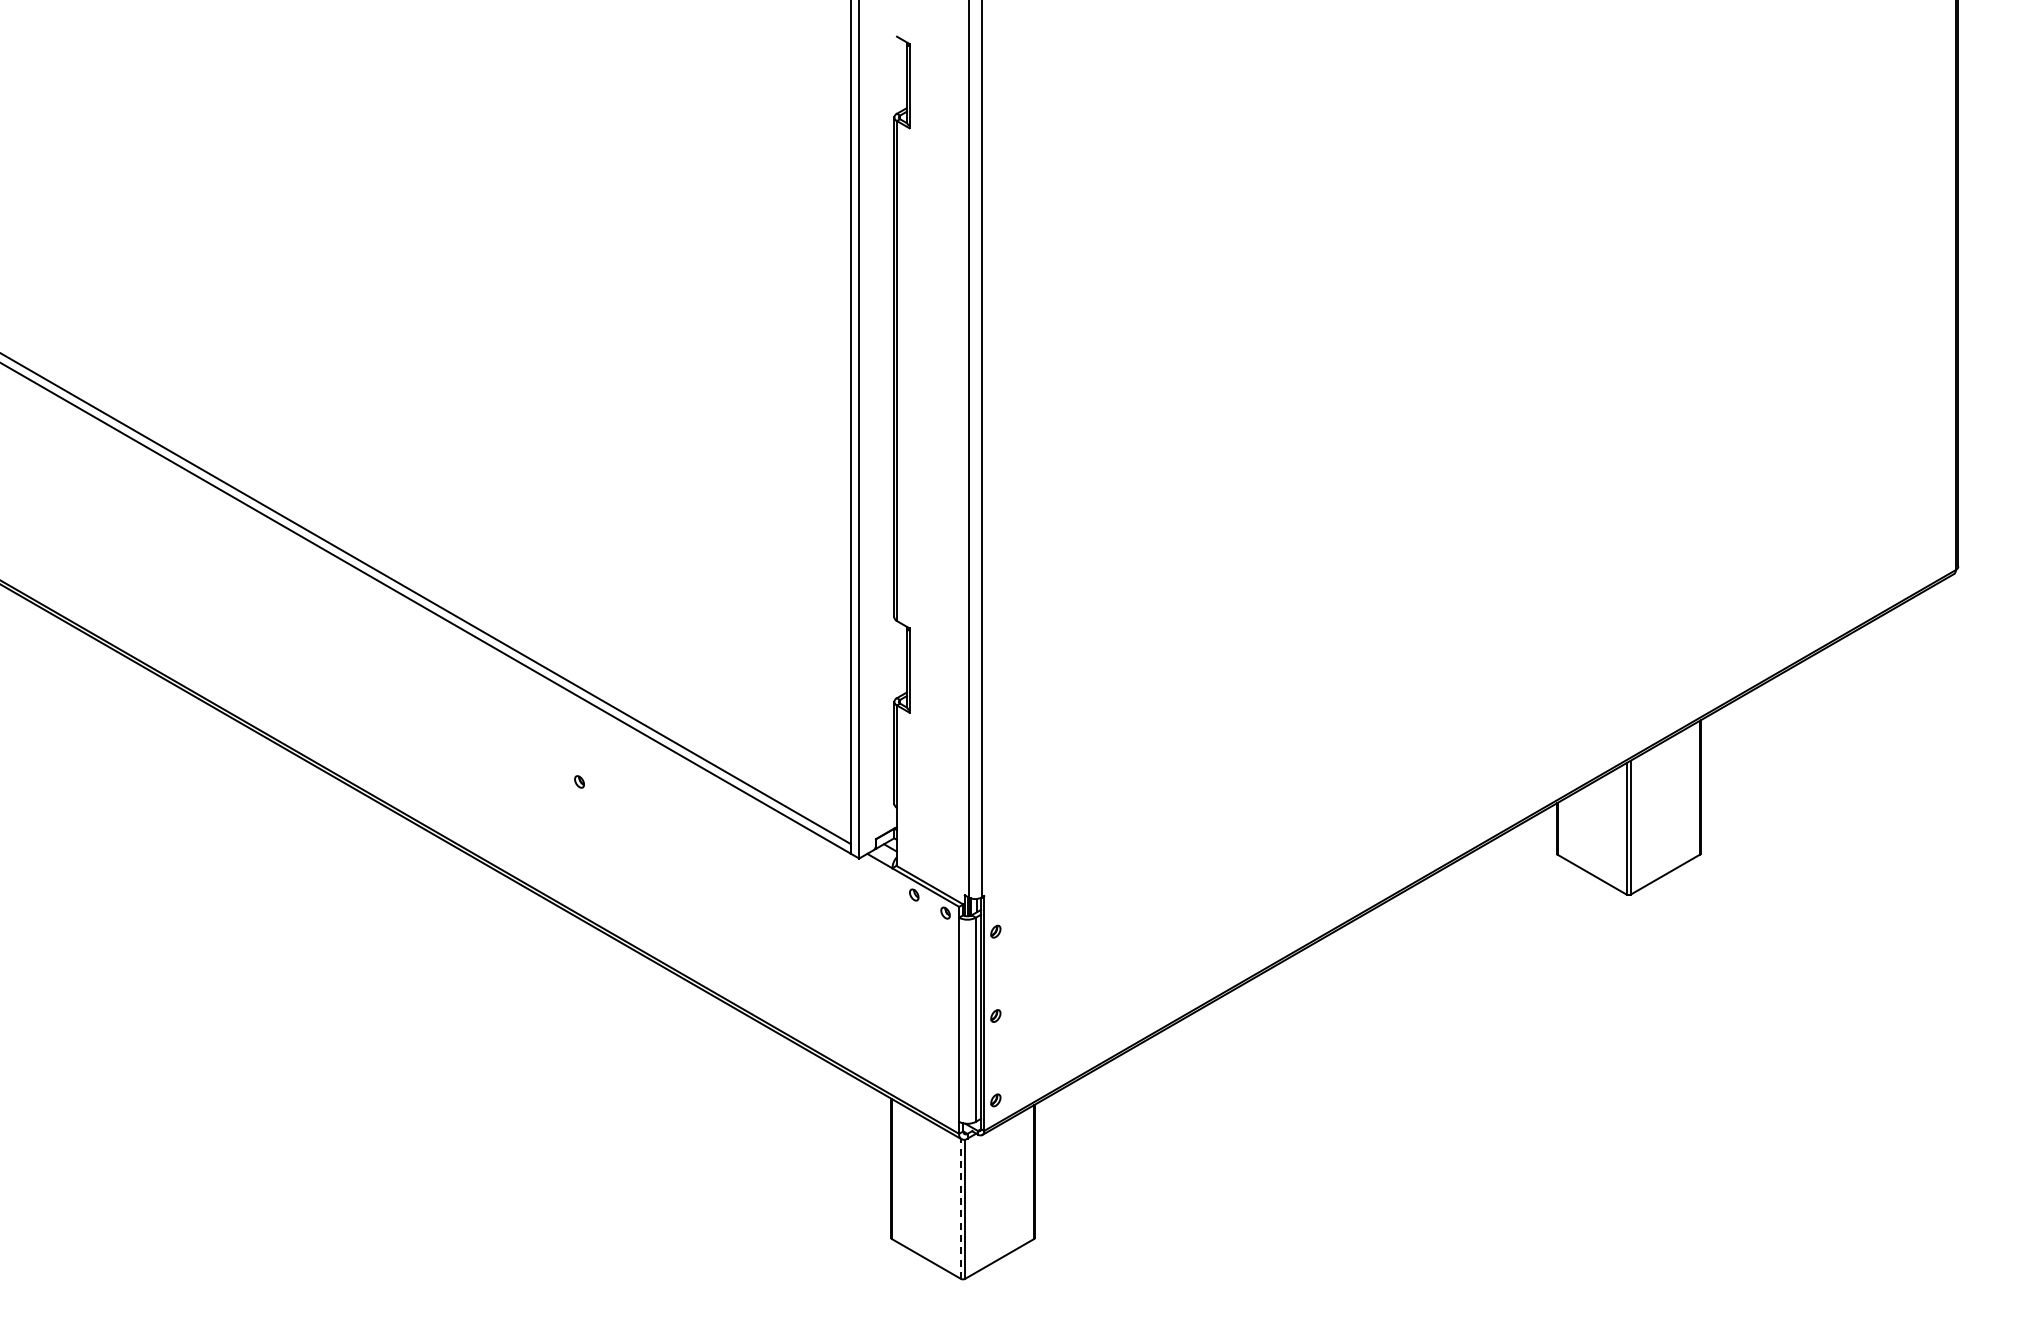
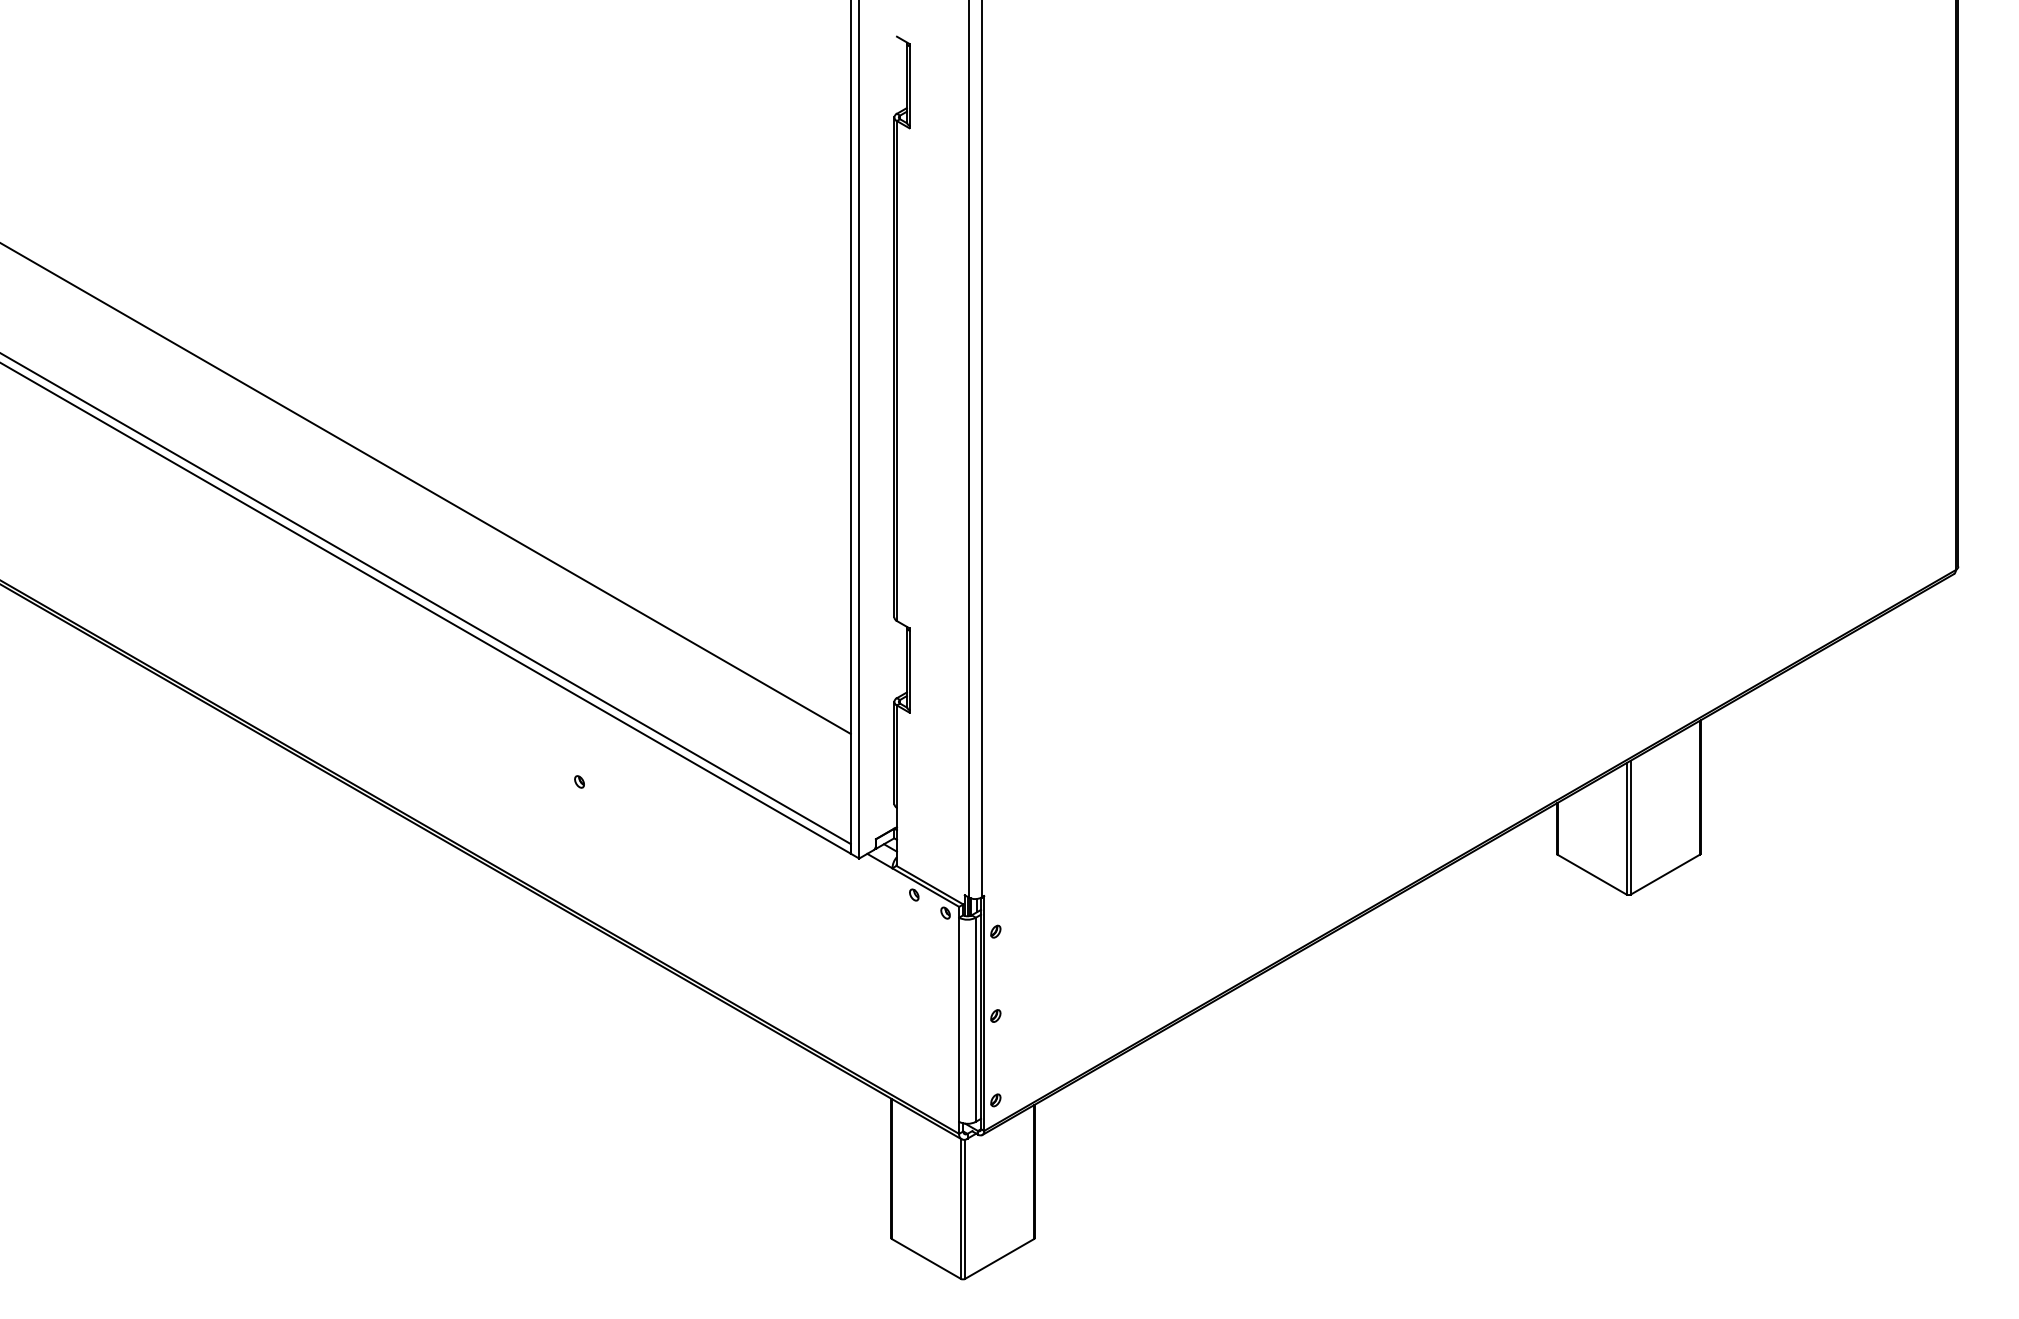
line: none -> present (426, 488)
line: dashed -> solid (960, 1208)
